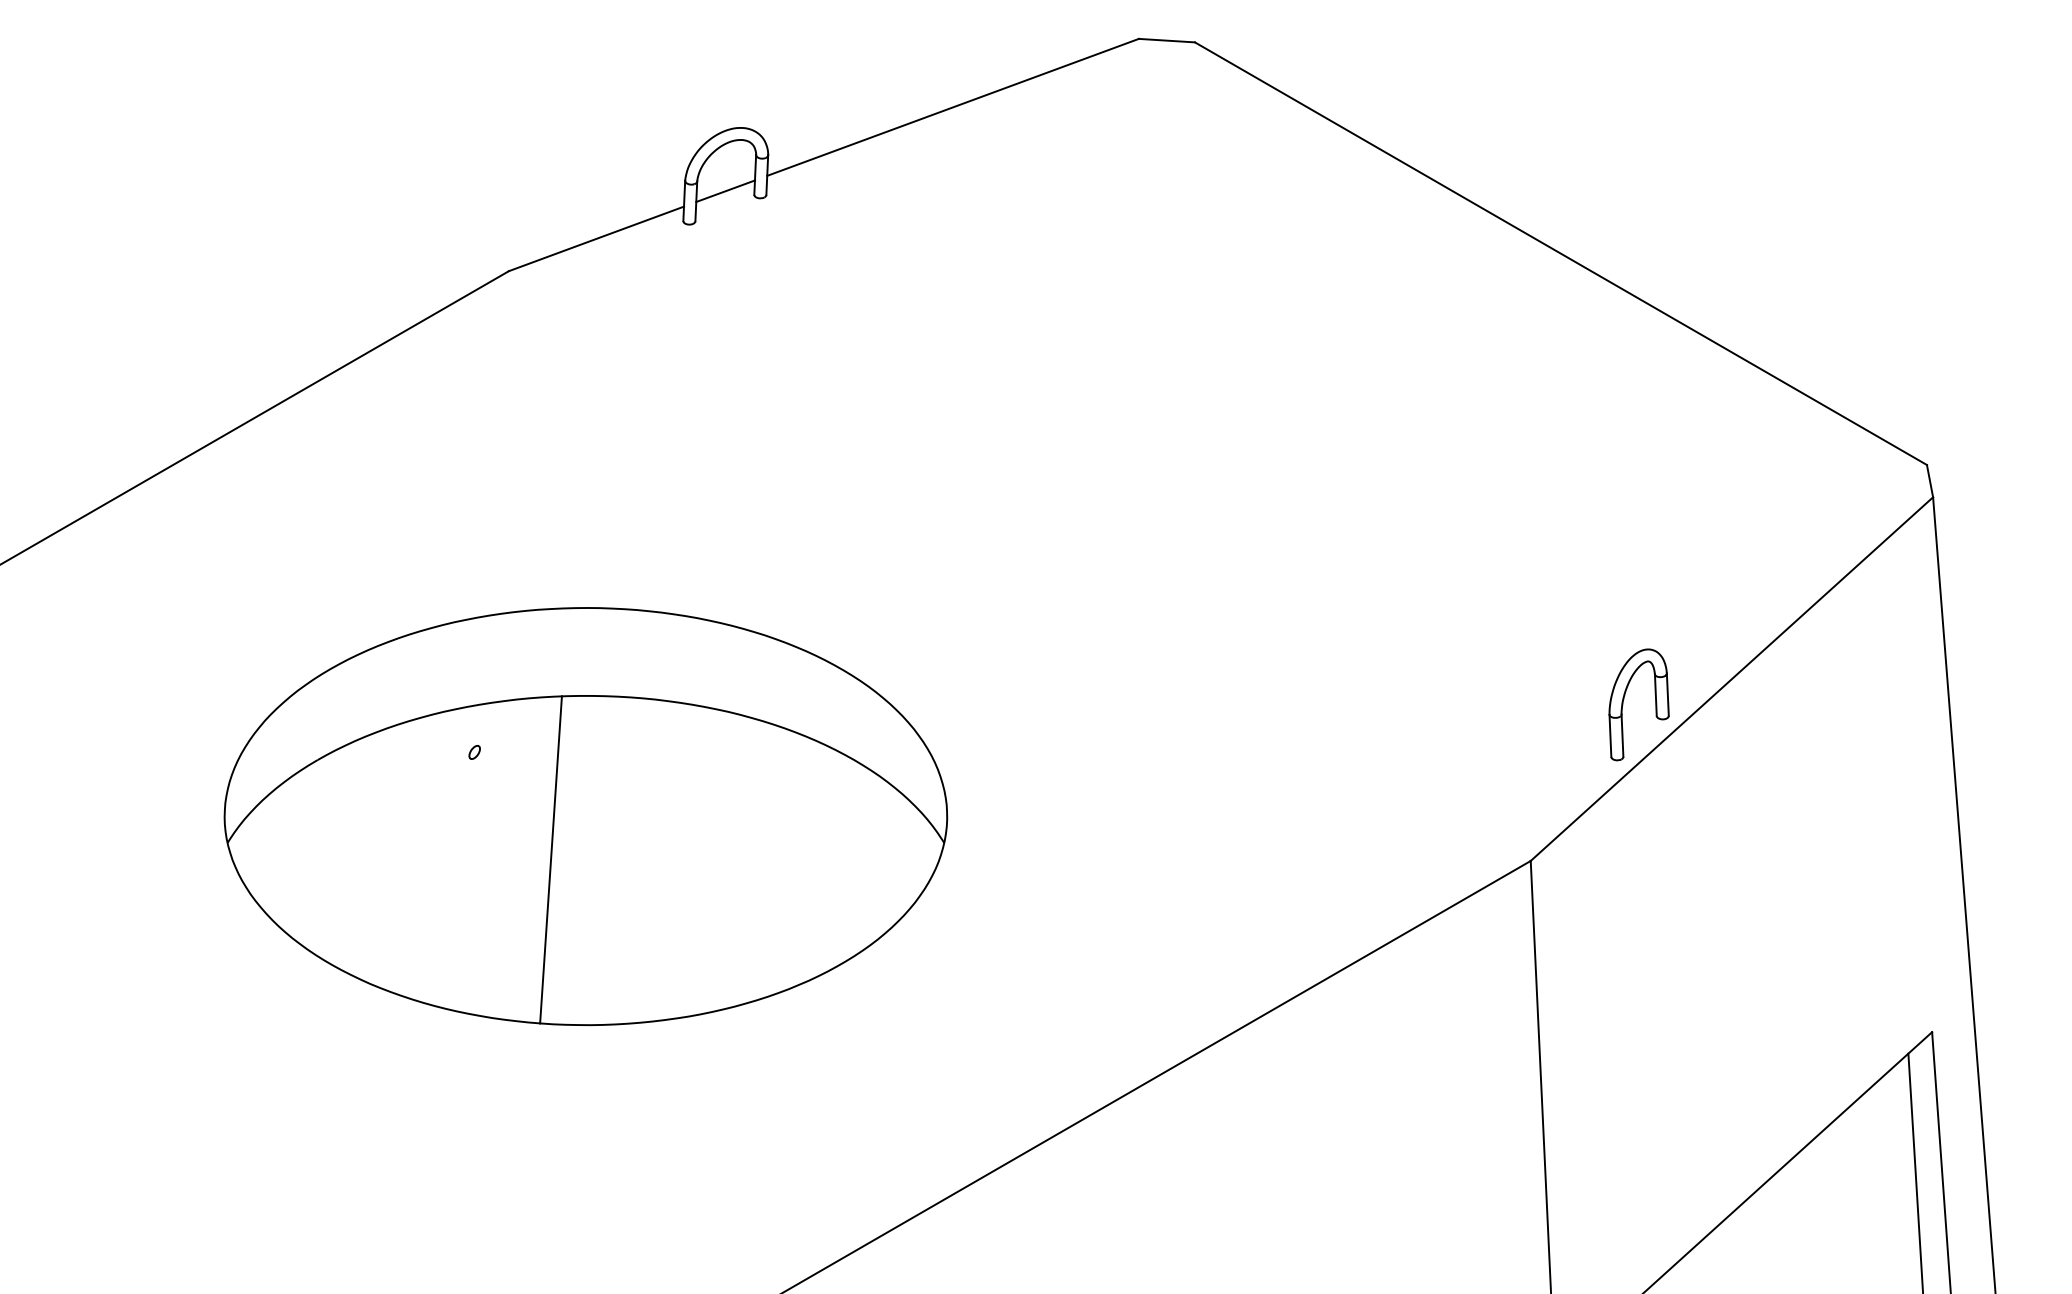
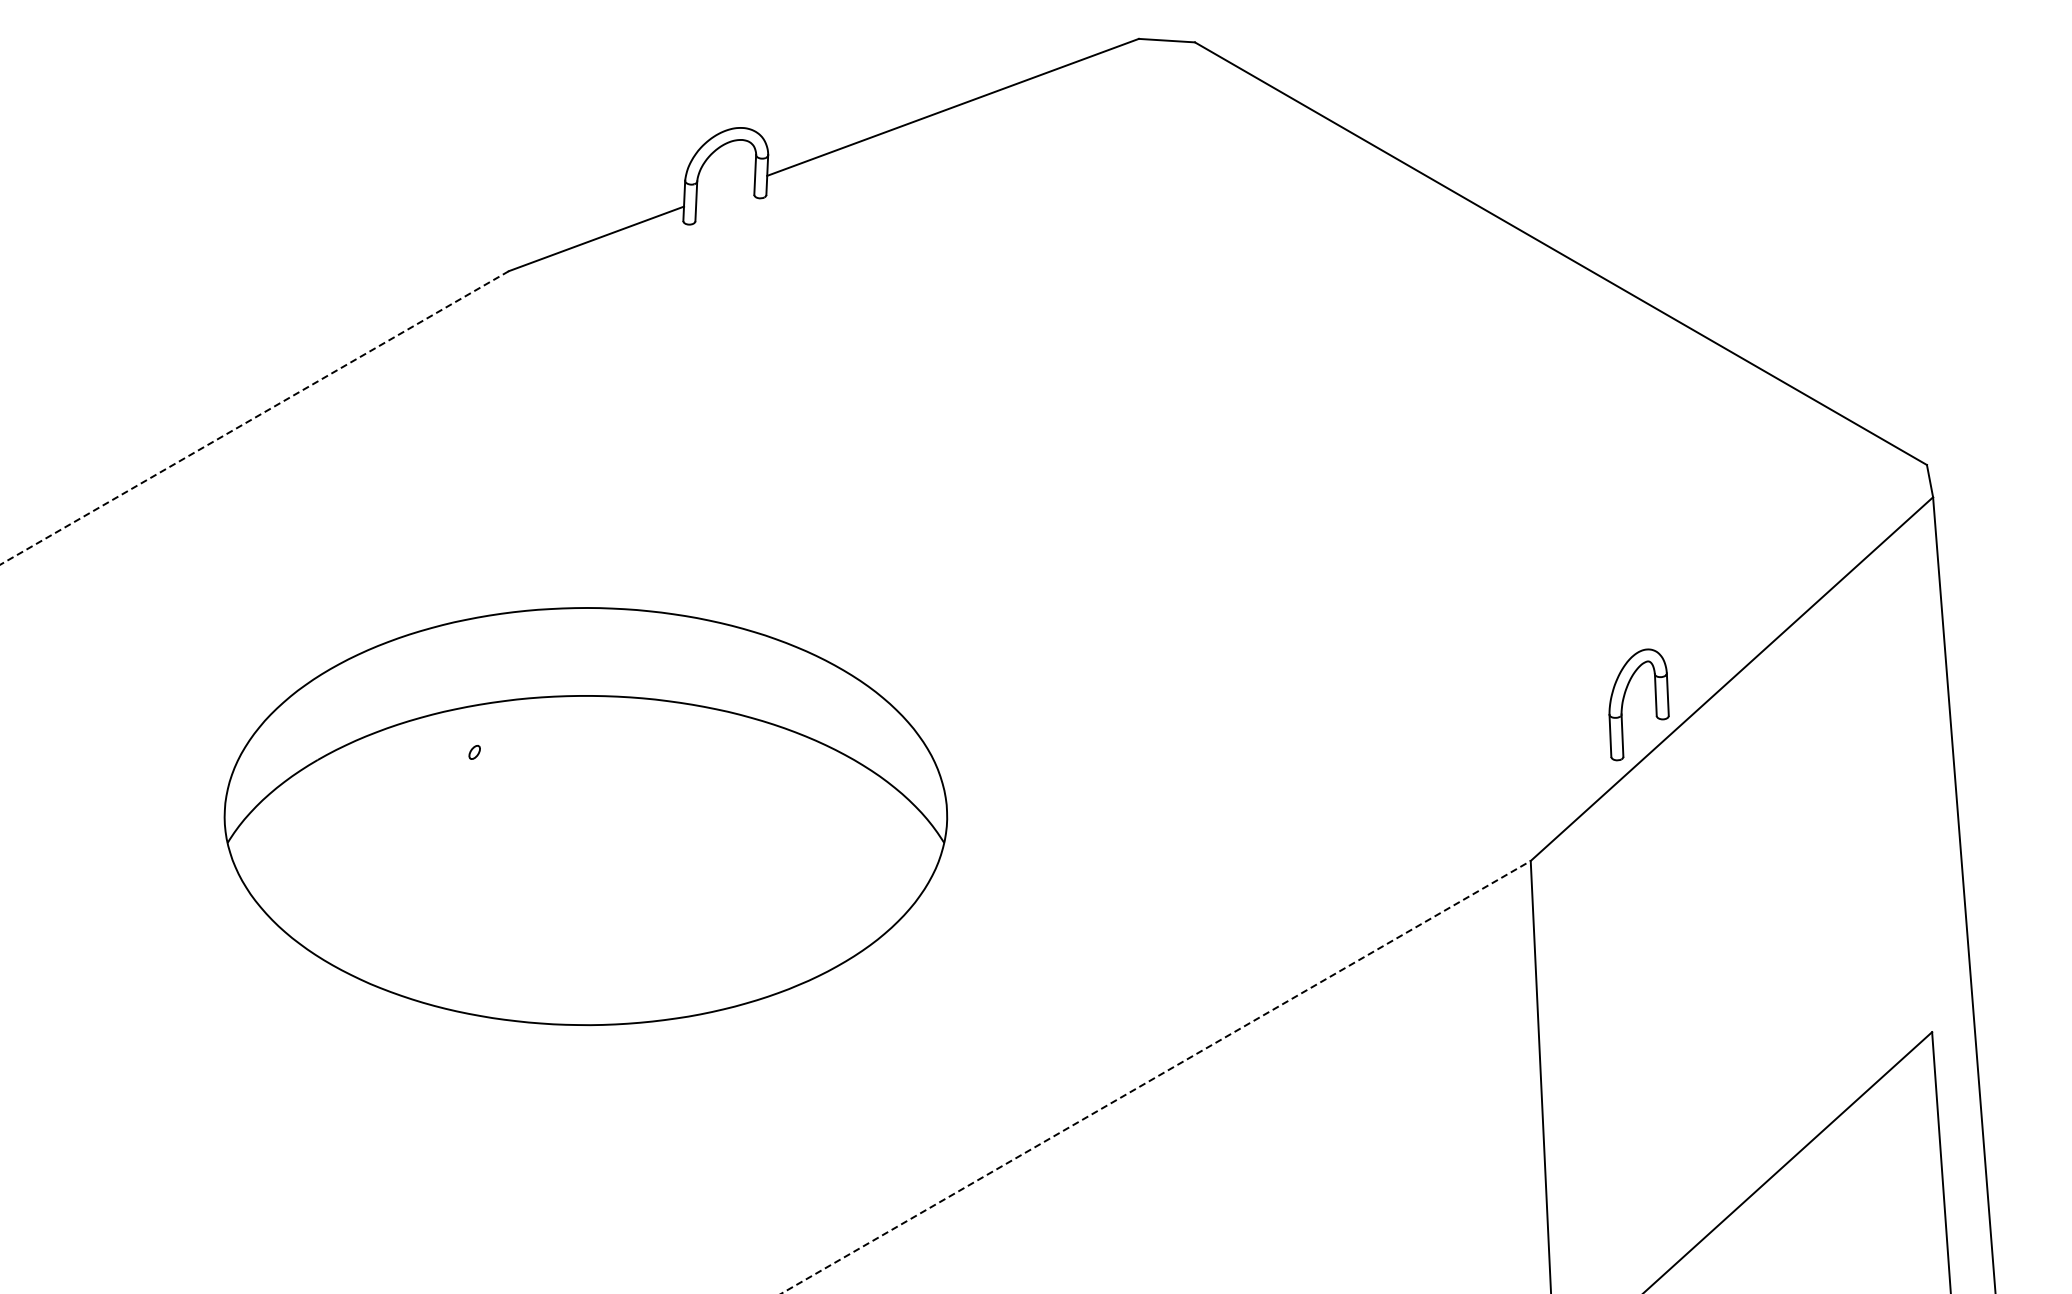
line: present -> none (725, 191)
line: solid -> dashed (254, 417)
line: present -> none (550, 859)
line: solid -> dashed (1156, 1076)
line: present -> none (1915, 1171)
